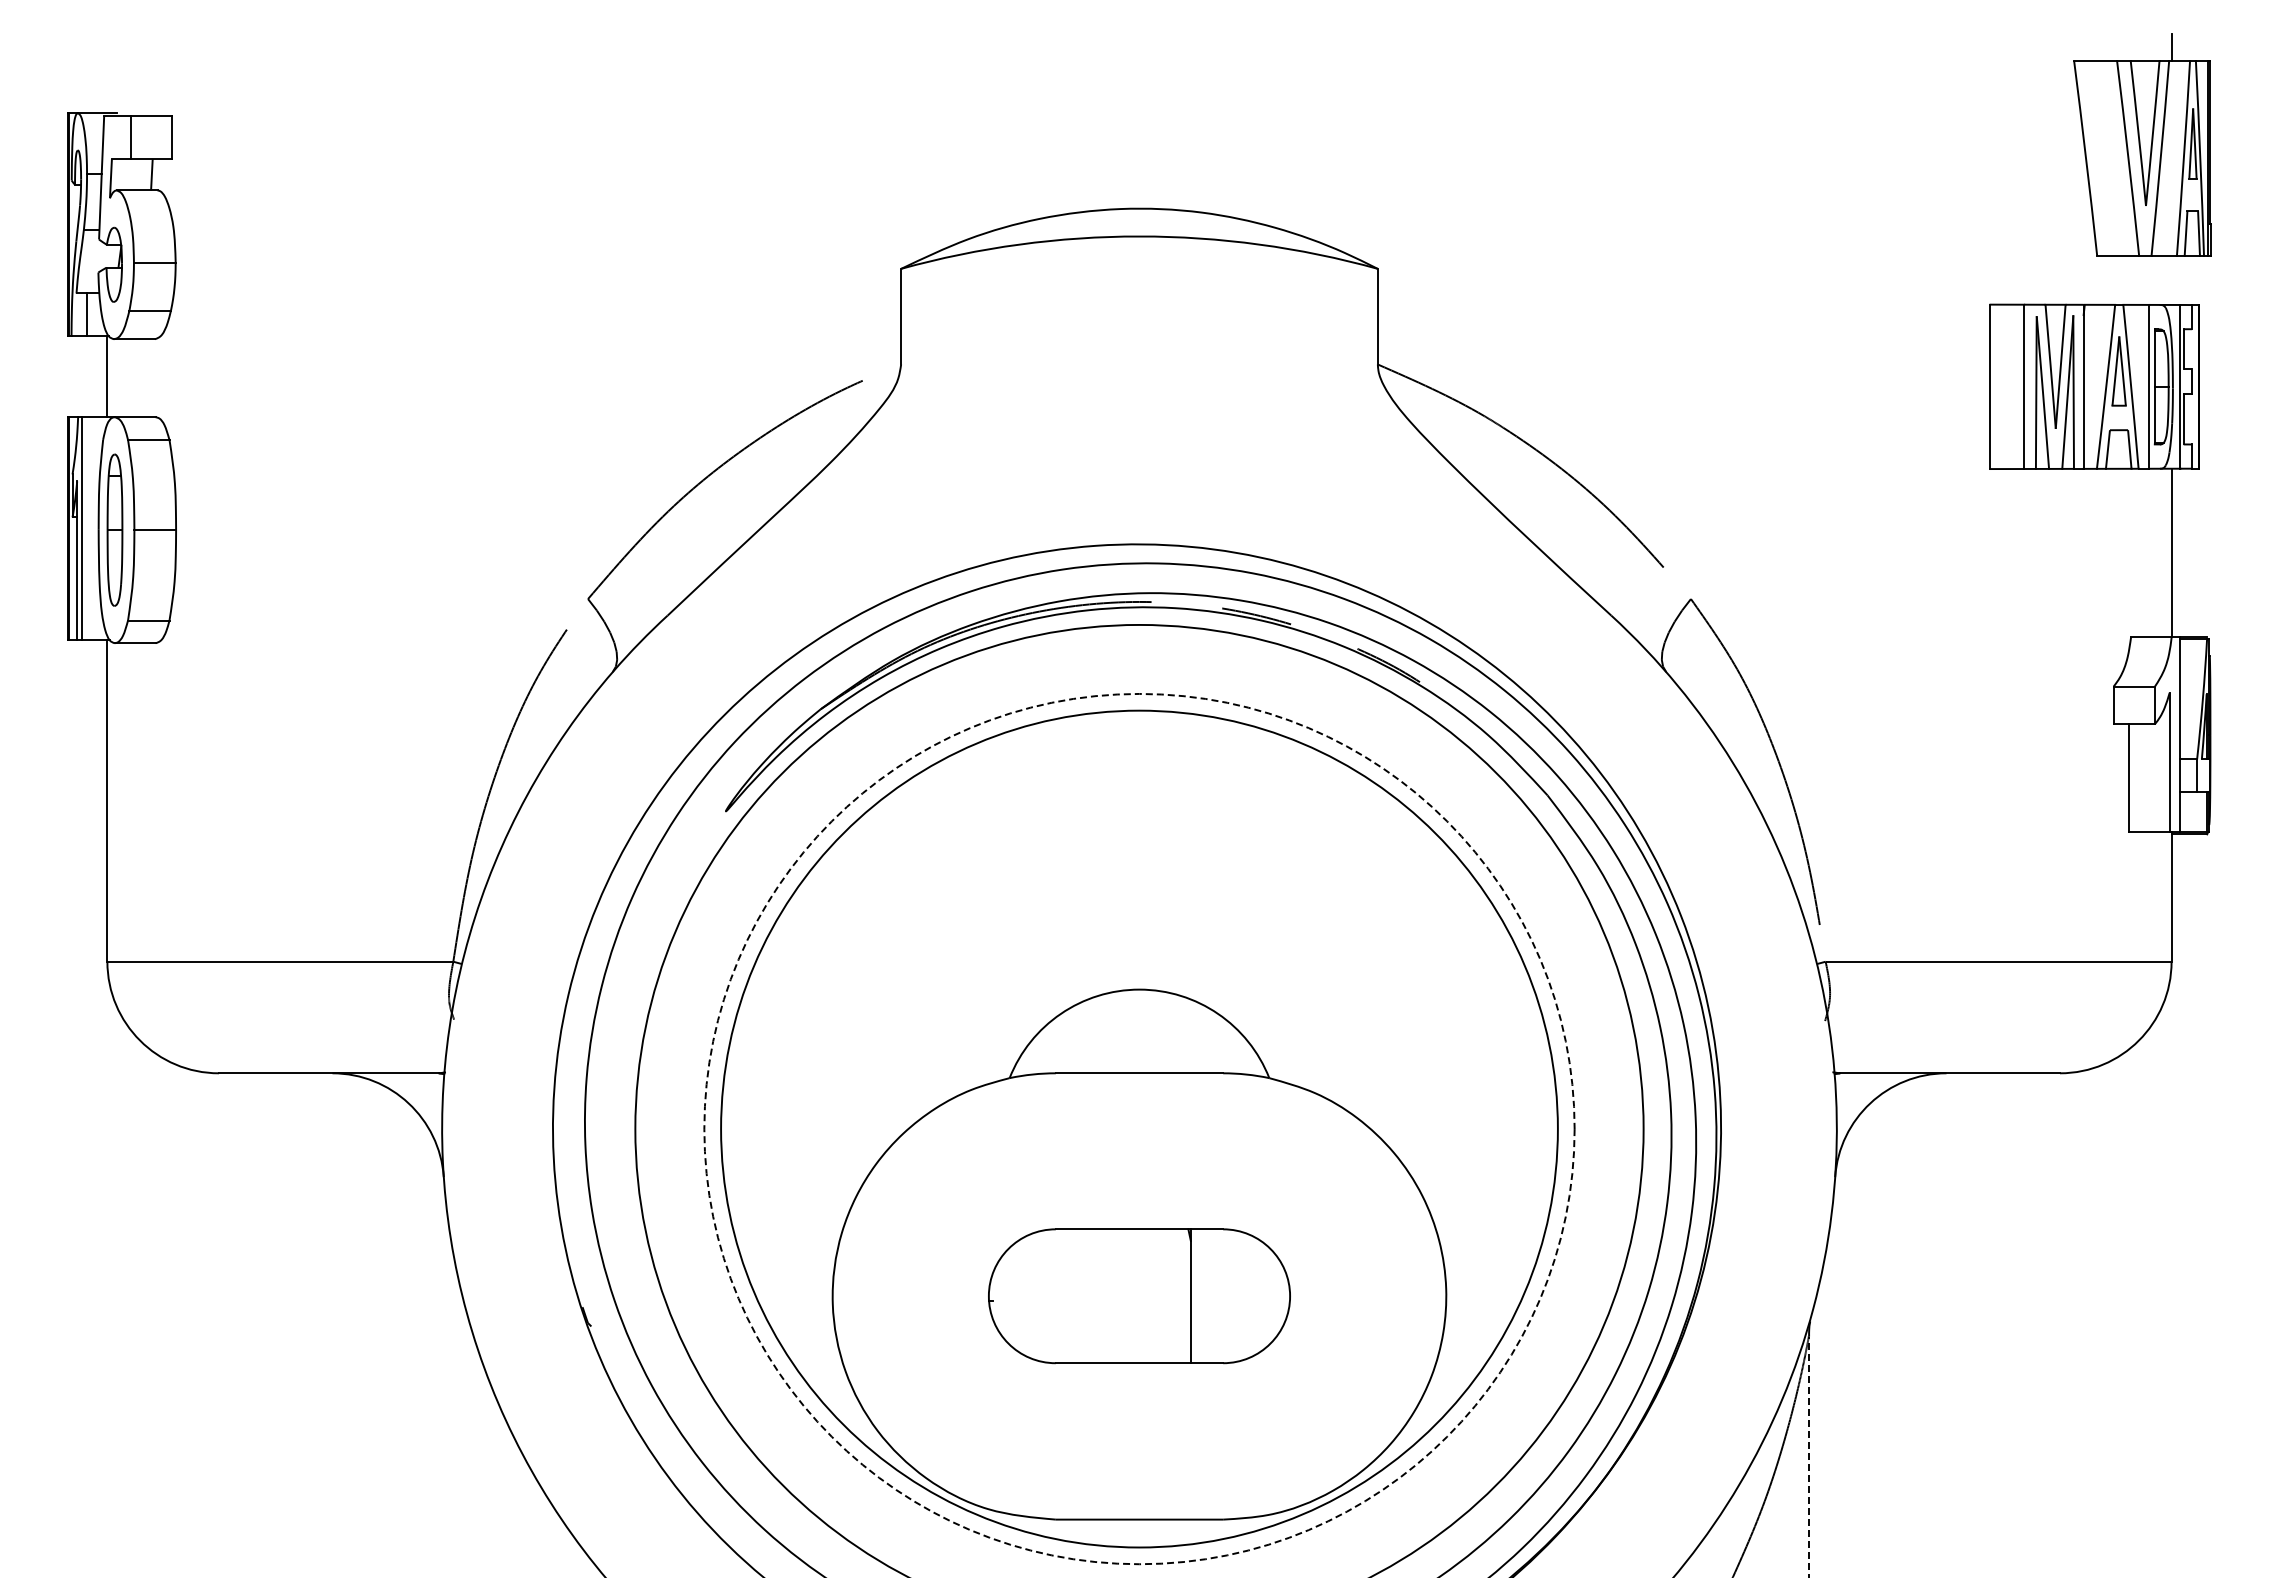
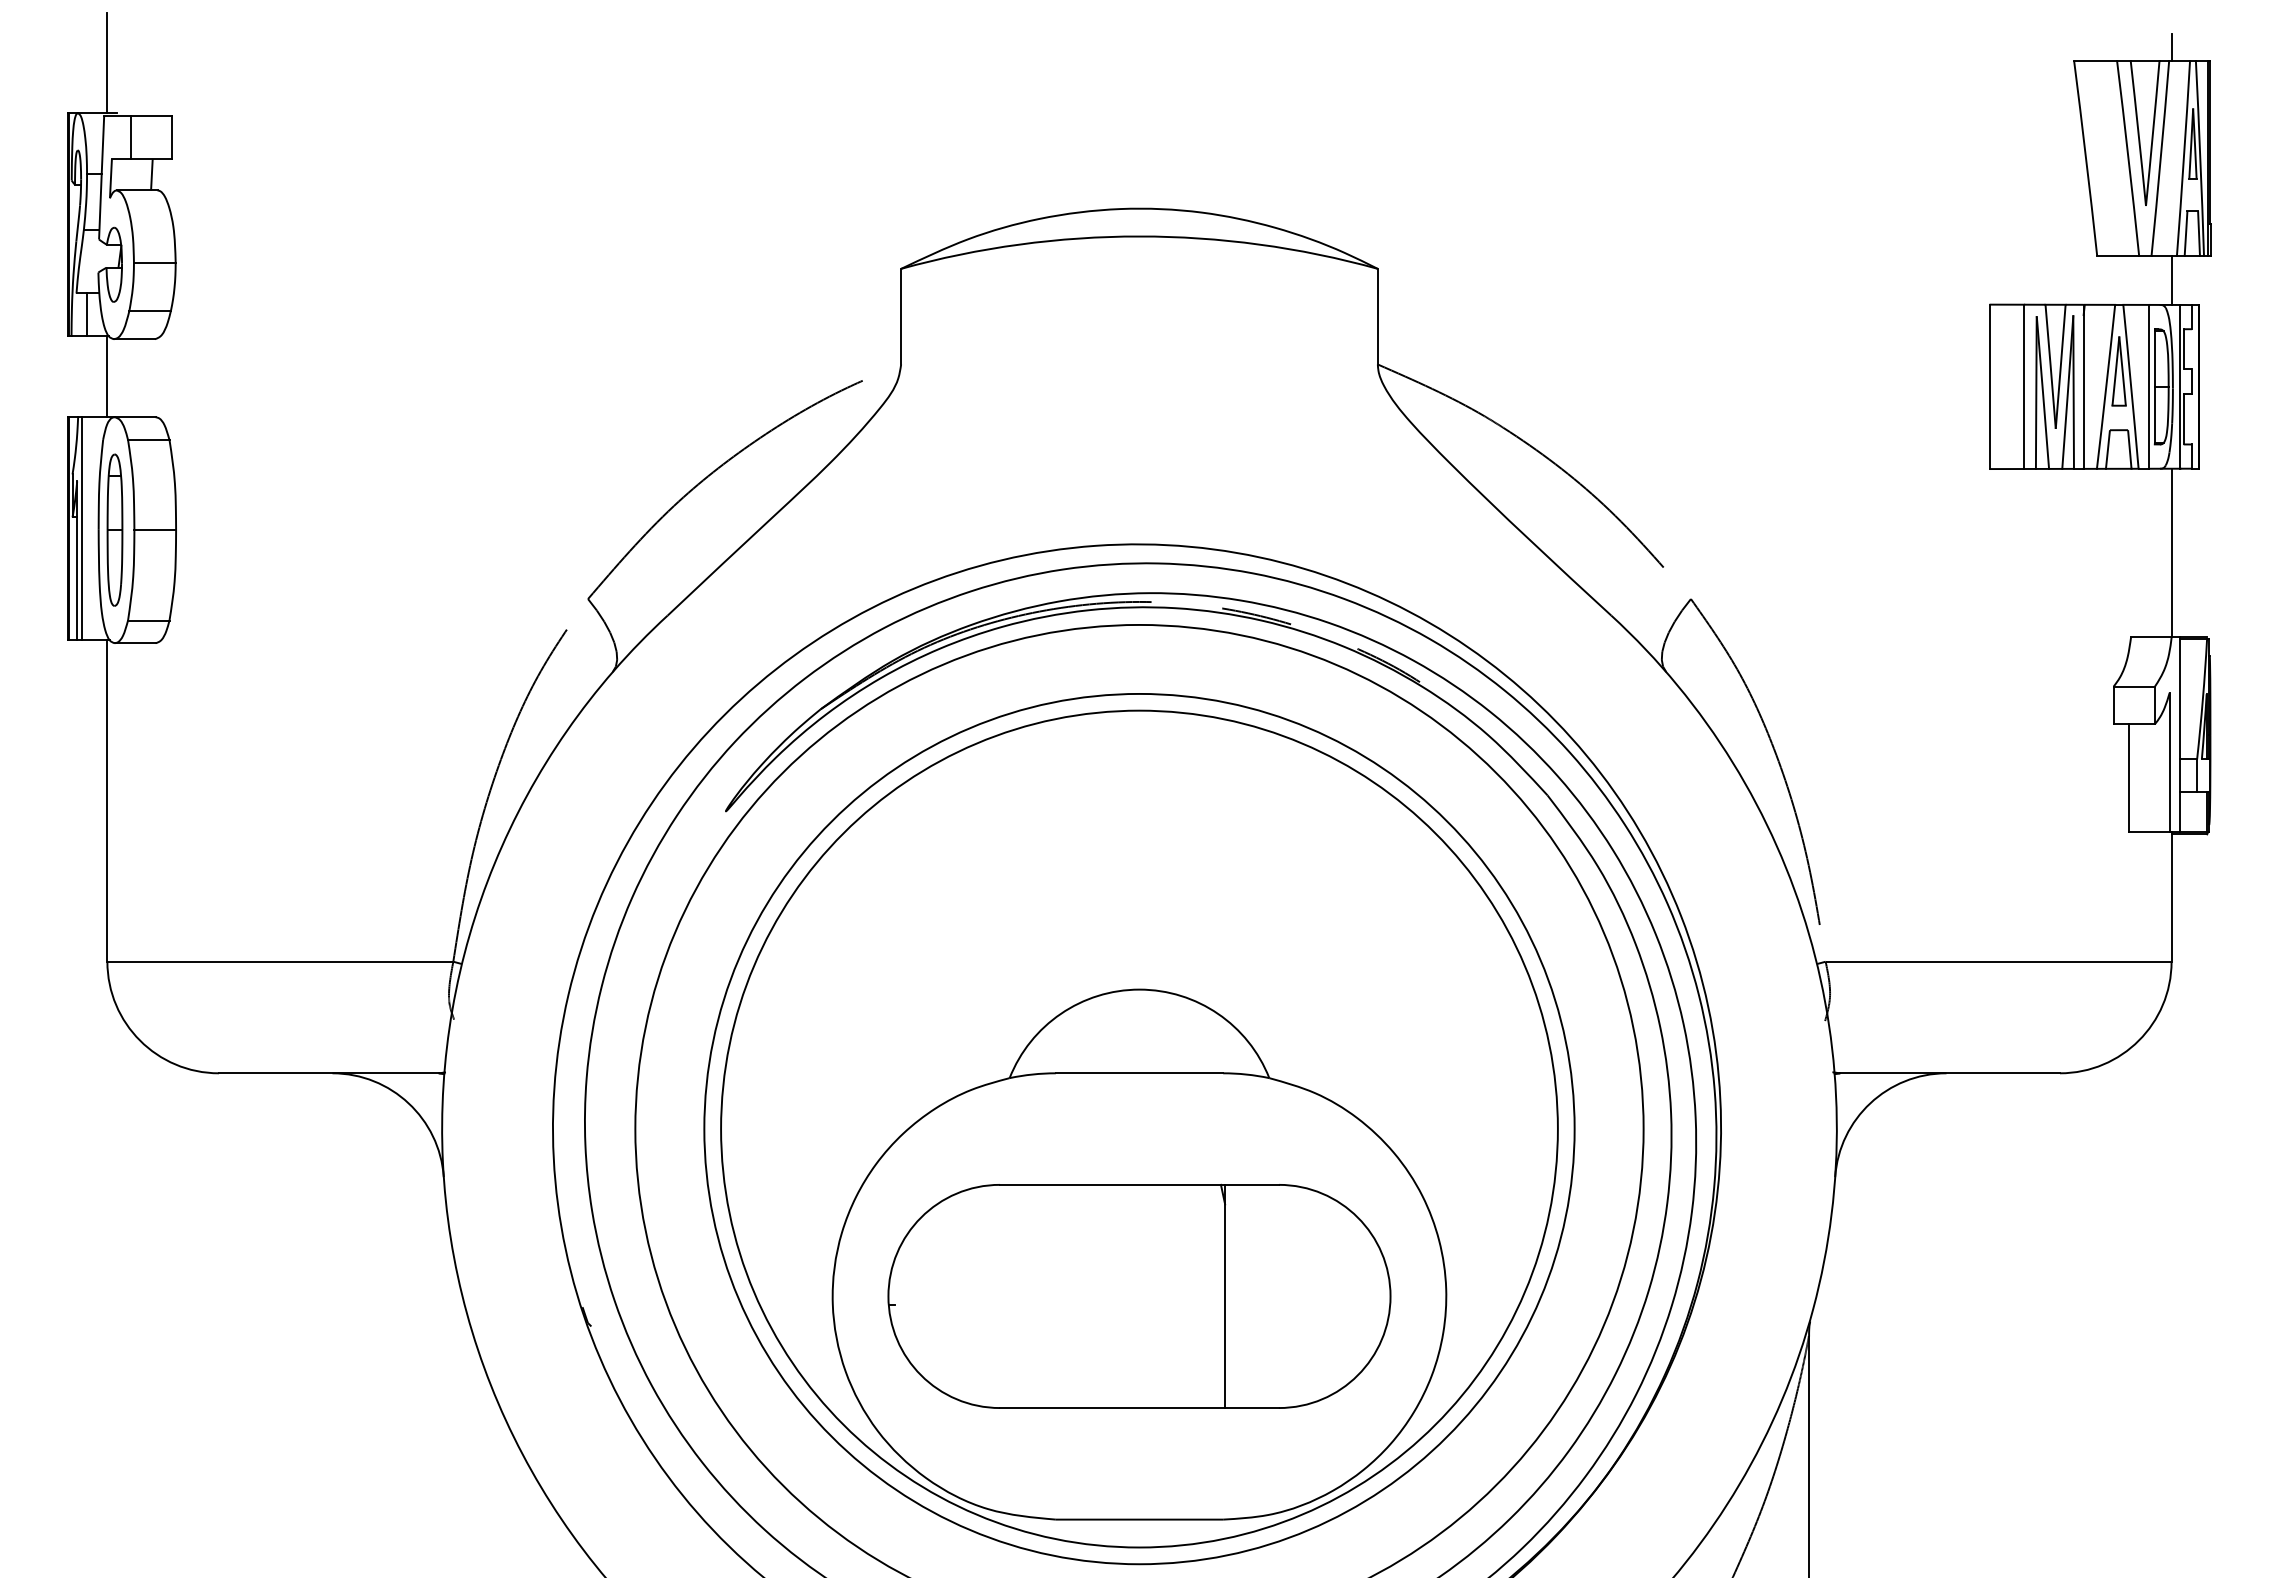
line: none -> present (107, 62)
line: none -> present (2171, 280)
circle: dashed -> solid (1139, 1128)
part size: 303x137 px -> 505x226 px (1139, 1295)
line: dashed -> solid (1808, 1456)
